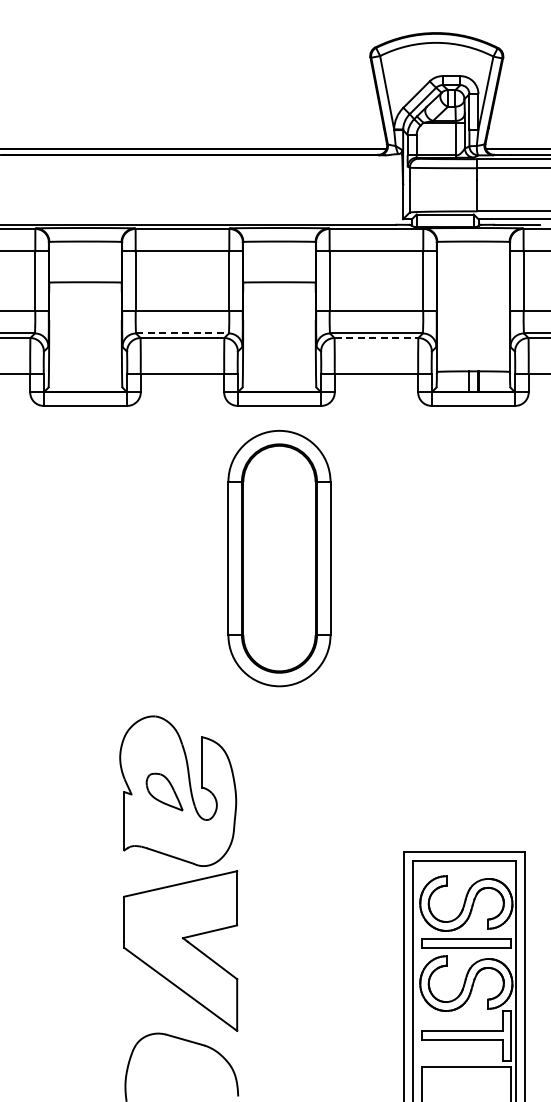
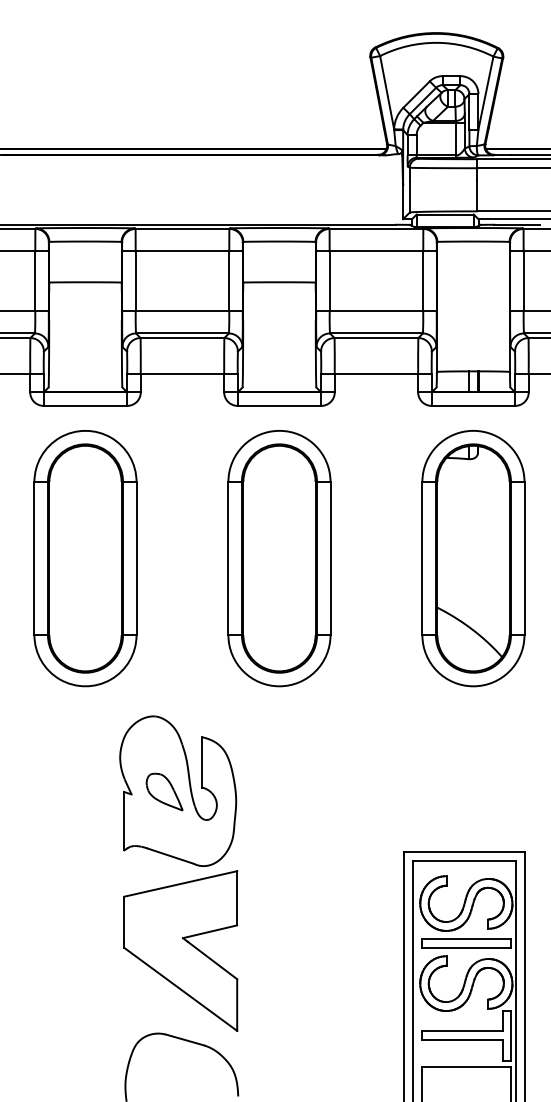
line: dashed -> solid (182, 333)
line: dashed -> solid (376, 338)
part: none -> present (85, 558)
part: none -> present (473, 558)
